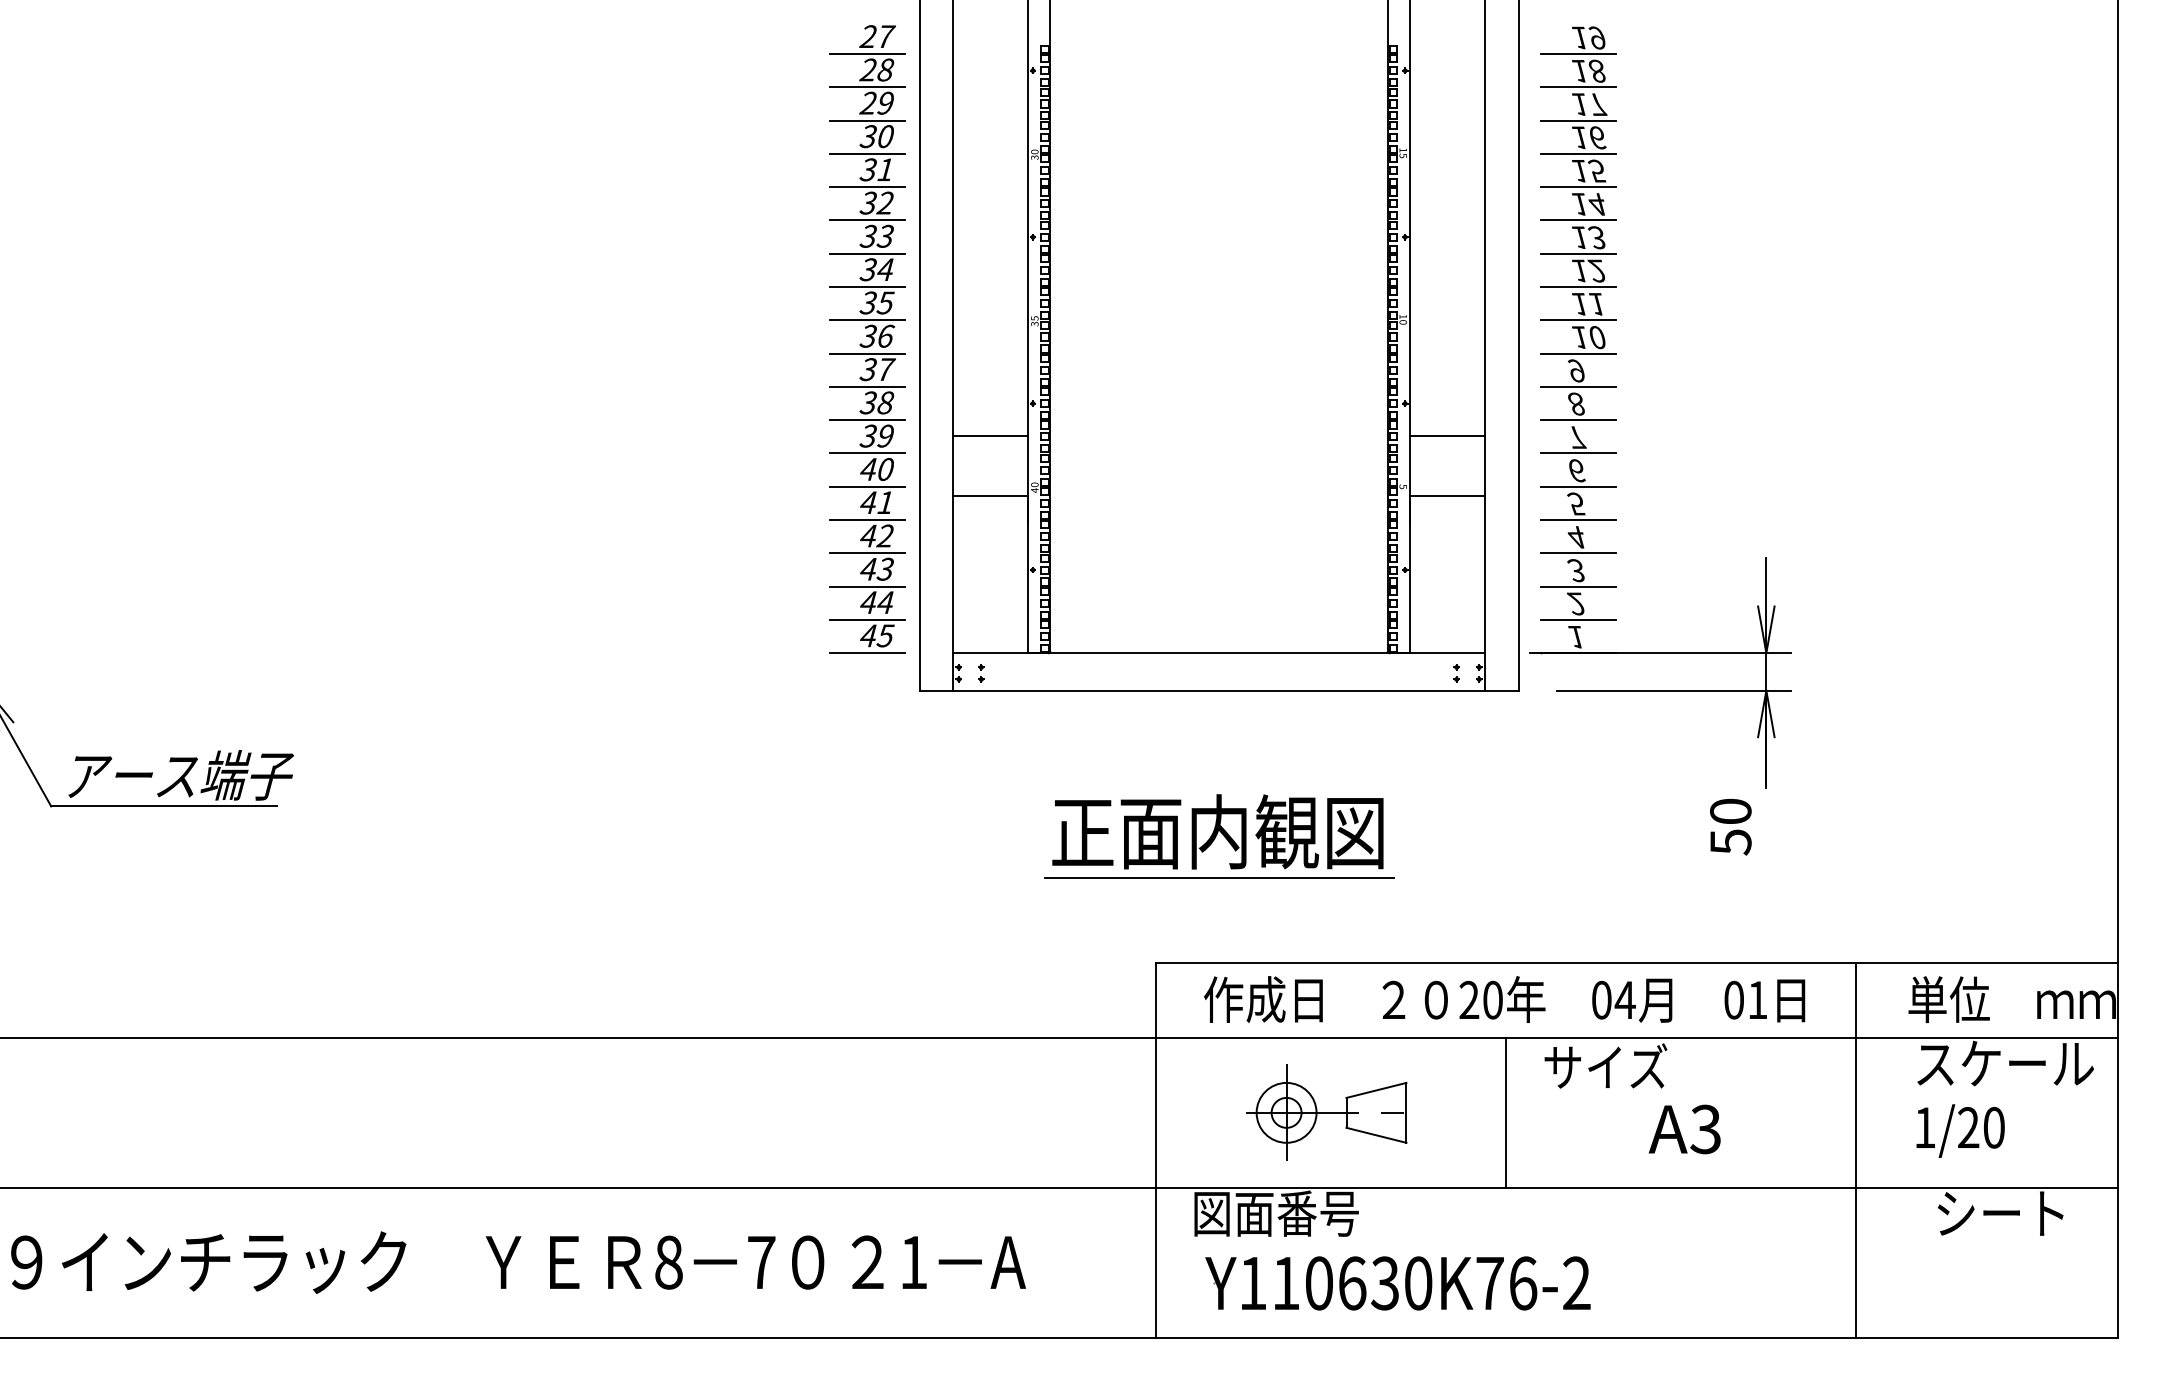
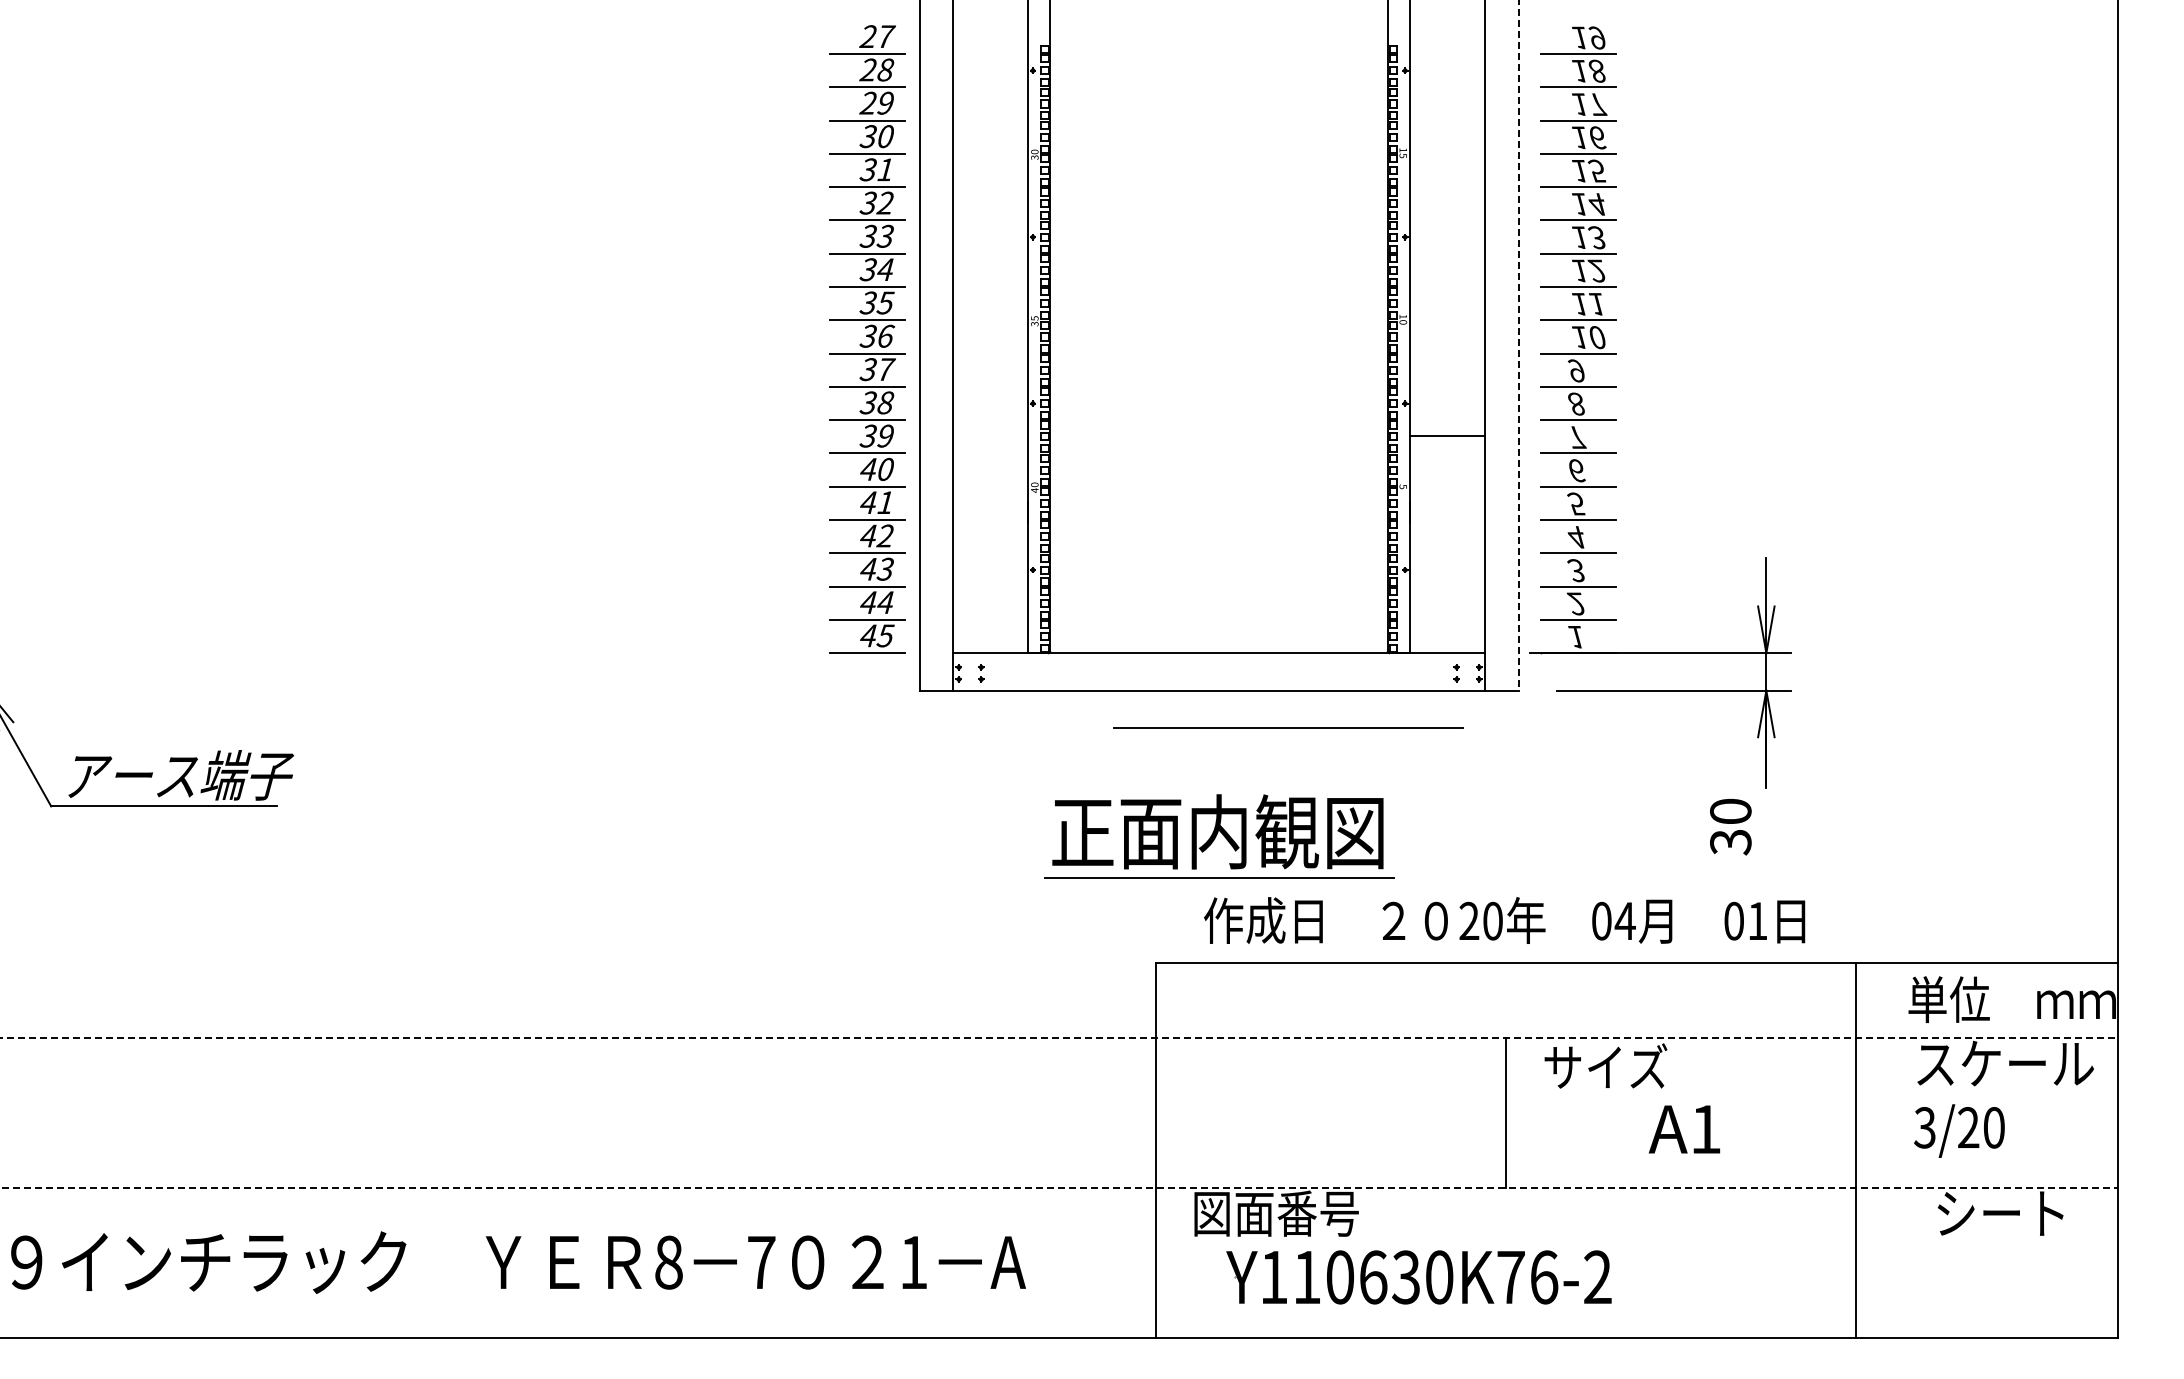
line: solid -> dashed (1518, 345)
line: present -> none (990, 436)
line: present -> none (990, 495)
line: present -> none (1447, 495)
line: none -> present (1288, 727)
text: 50 -> 30 (1730, 842)
text position: (1504, 999) -> (1504, 920) (1504, 920)
line: solid -> dashed (1059, 1037)
part: present -> none (1326, 1112)
text: 1/20 -> 3/20 (1924, 1127)
text: A3 -> A1 (1705, 1129)
line: solid -> dashed (1059, 1187)
part position: (1397, 1283) -> (1418, 1277) (1418, 1277)
